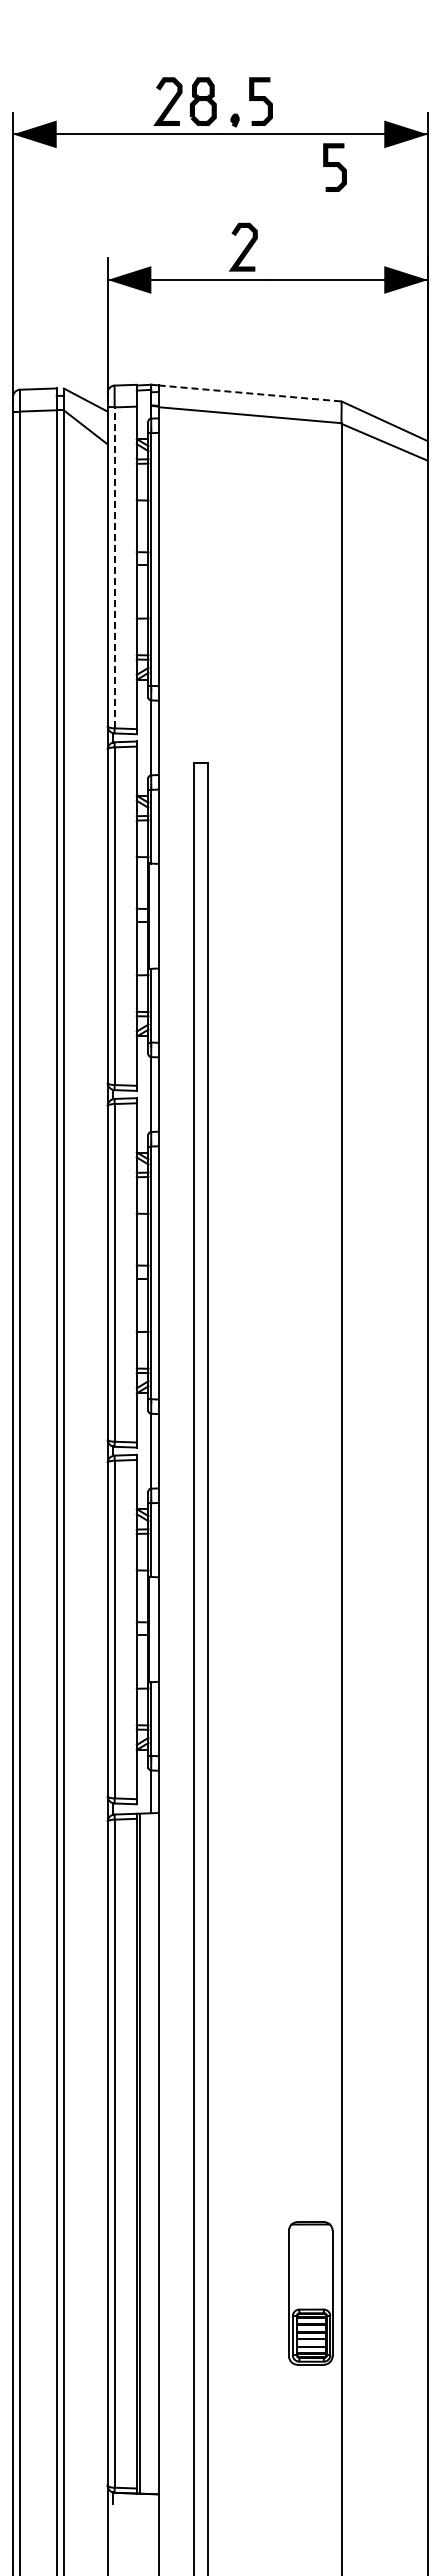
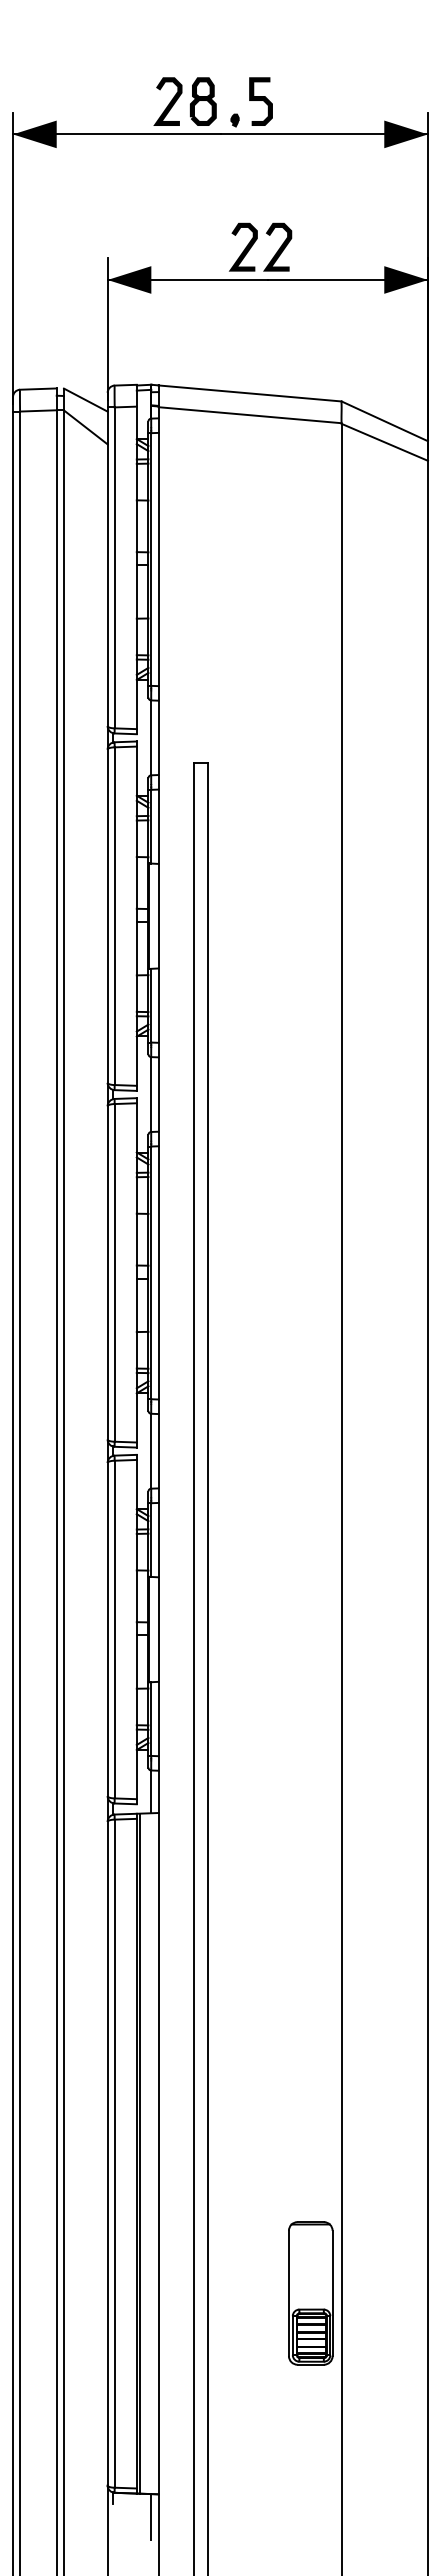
curve: present -> none (334, 166)
curve: none -> present (279, 247)
line: dashed -> solid (250, 393)
line: dashed -> solid (114, 567)
line: none -> present (151, 2516)
